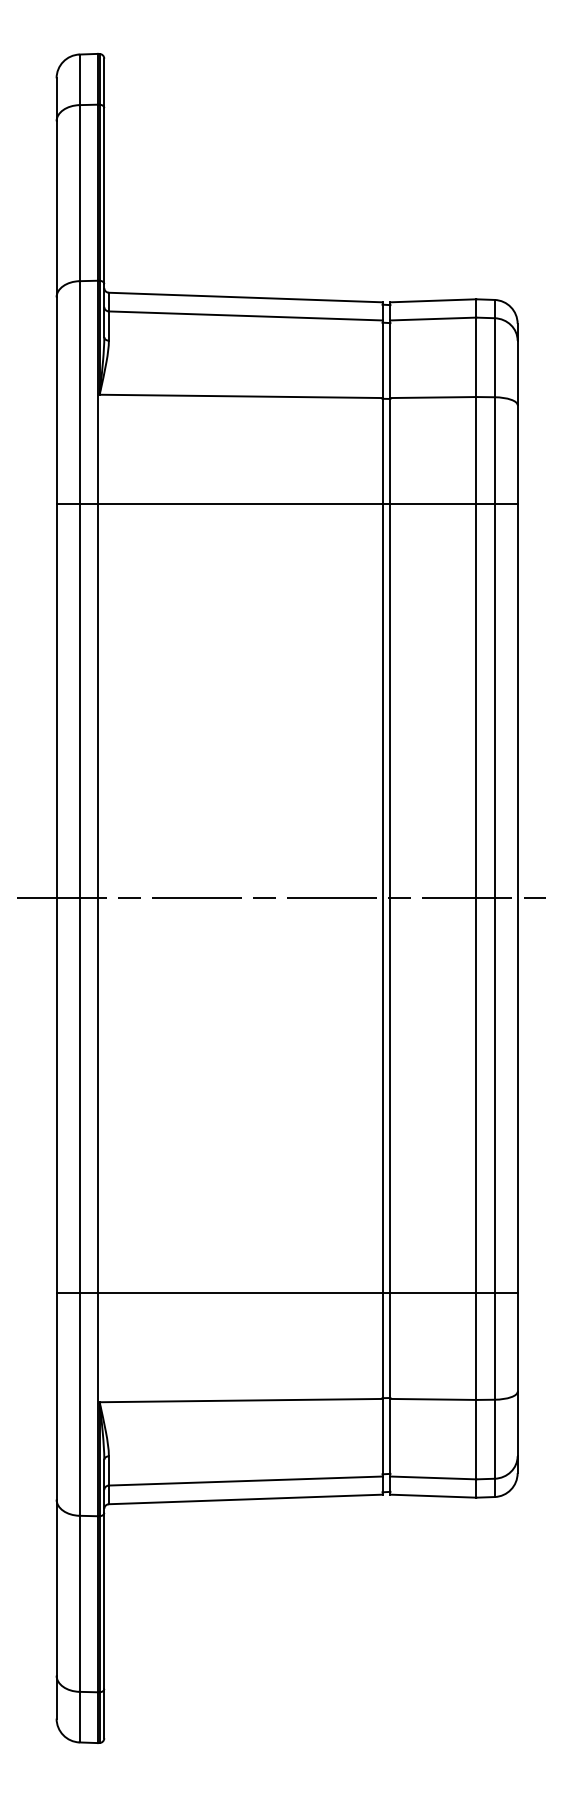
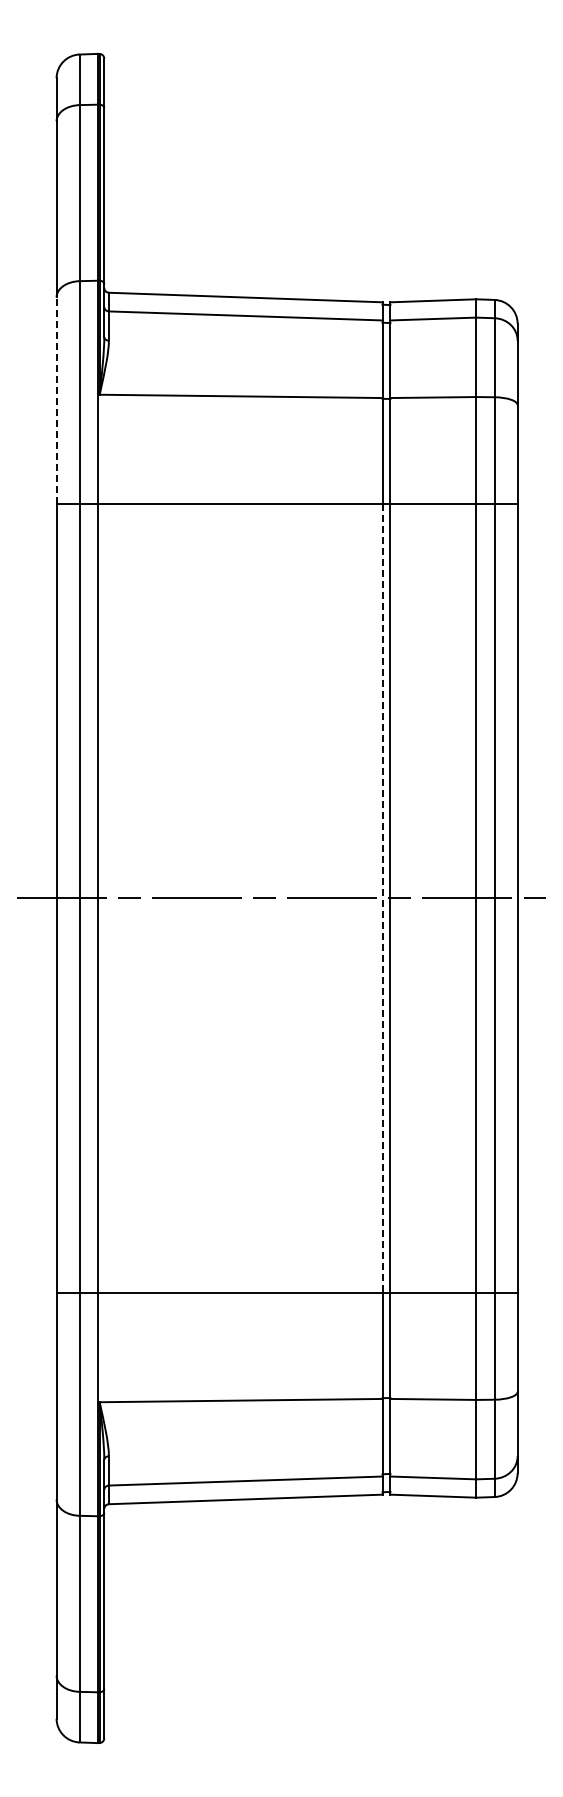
line: solid -> dashed (56, 400)
line: solid -> dashed (382, 898)
